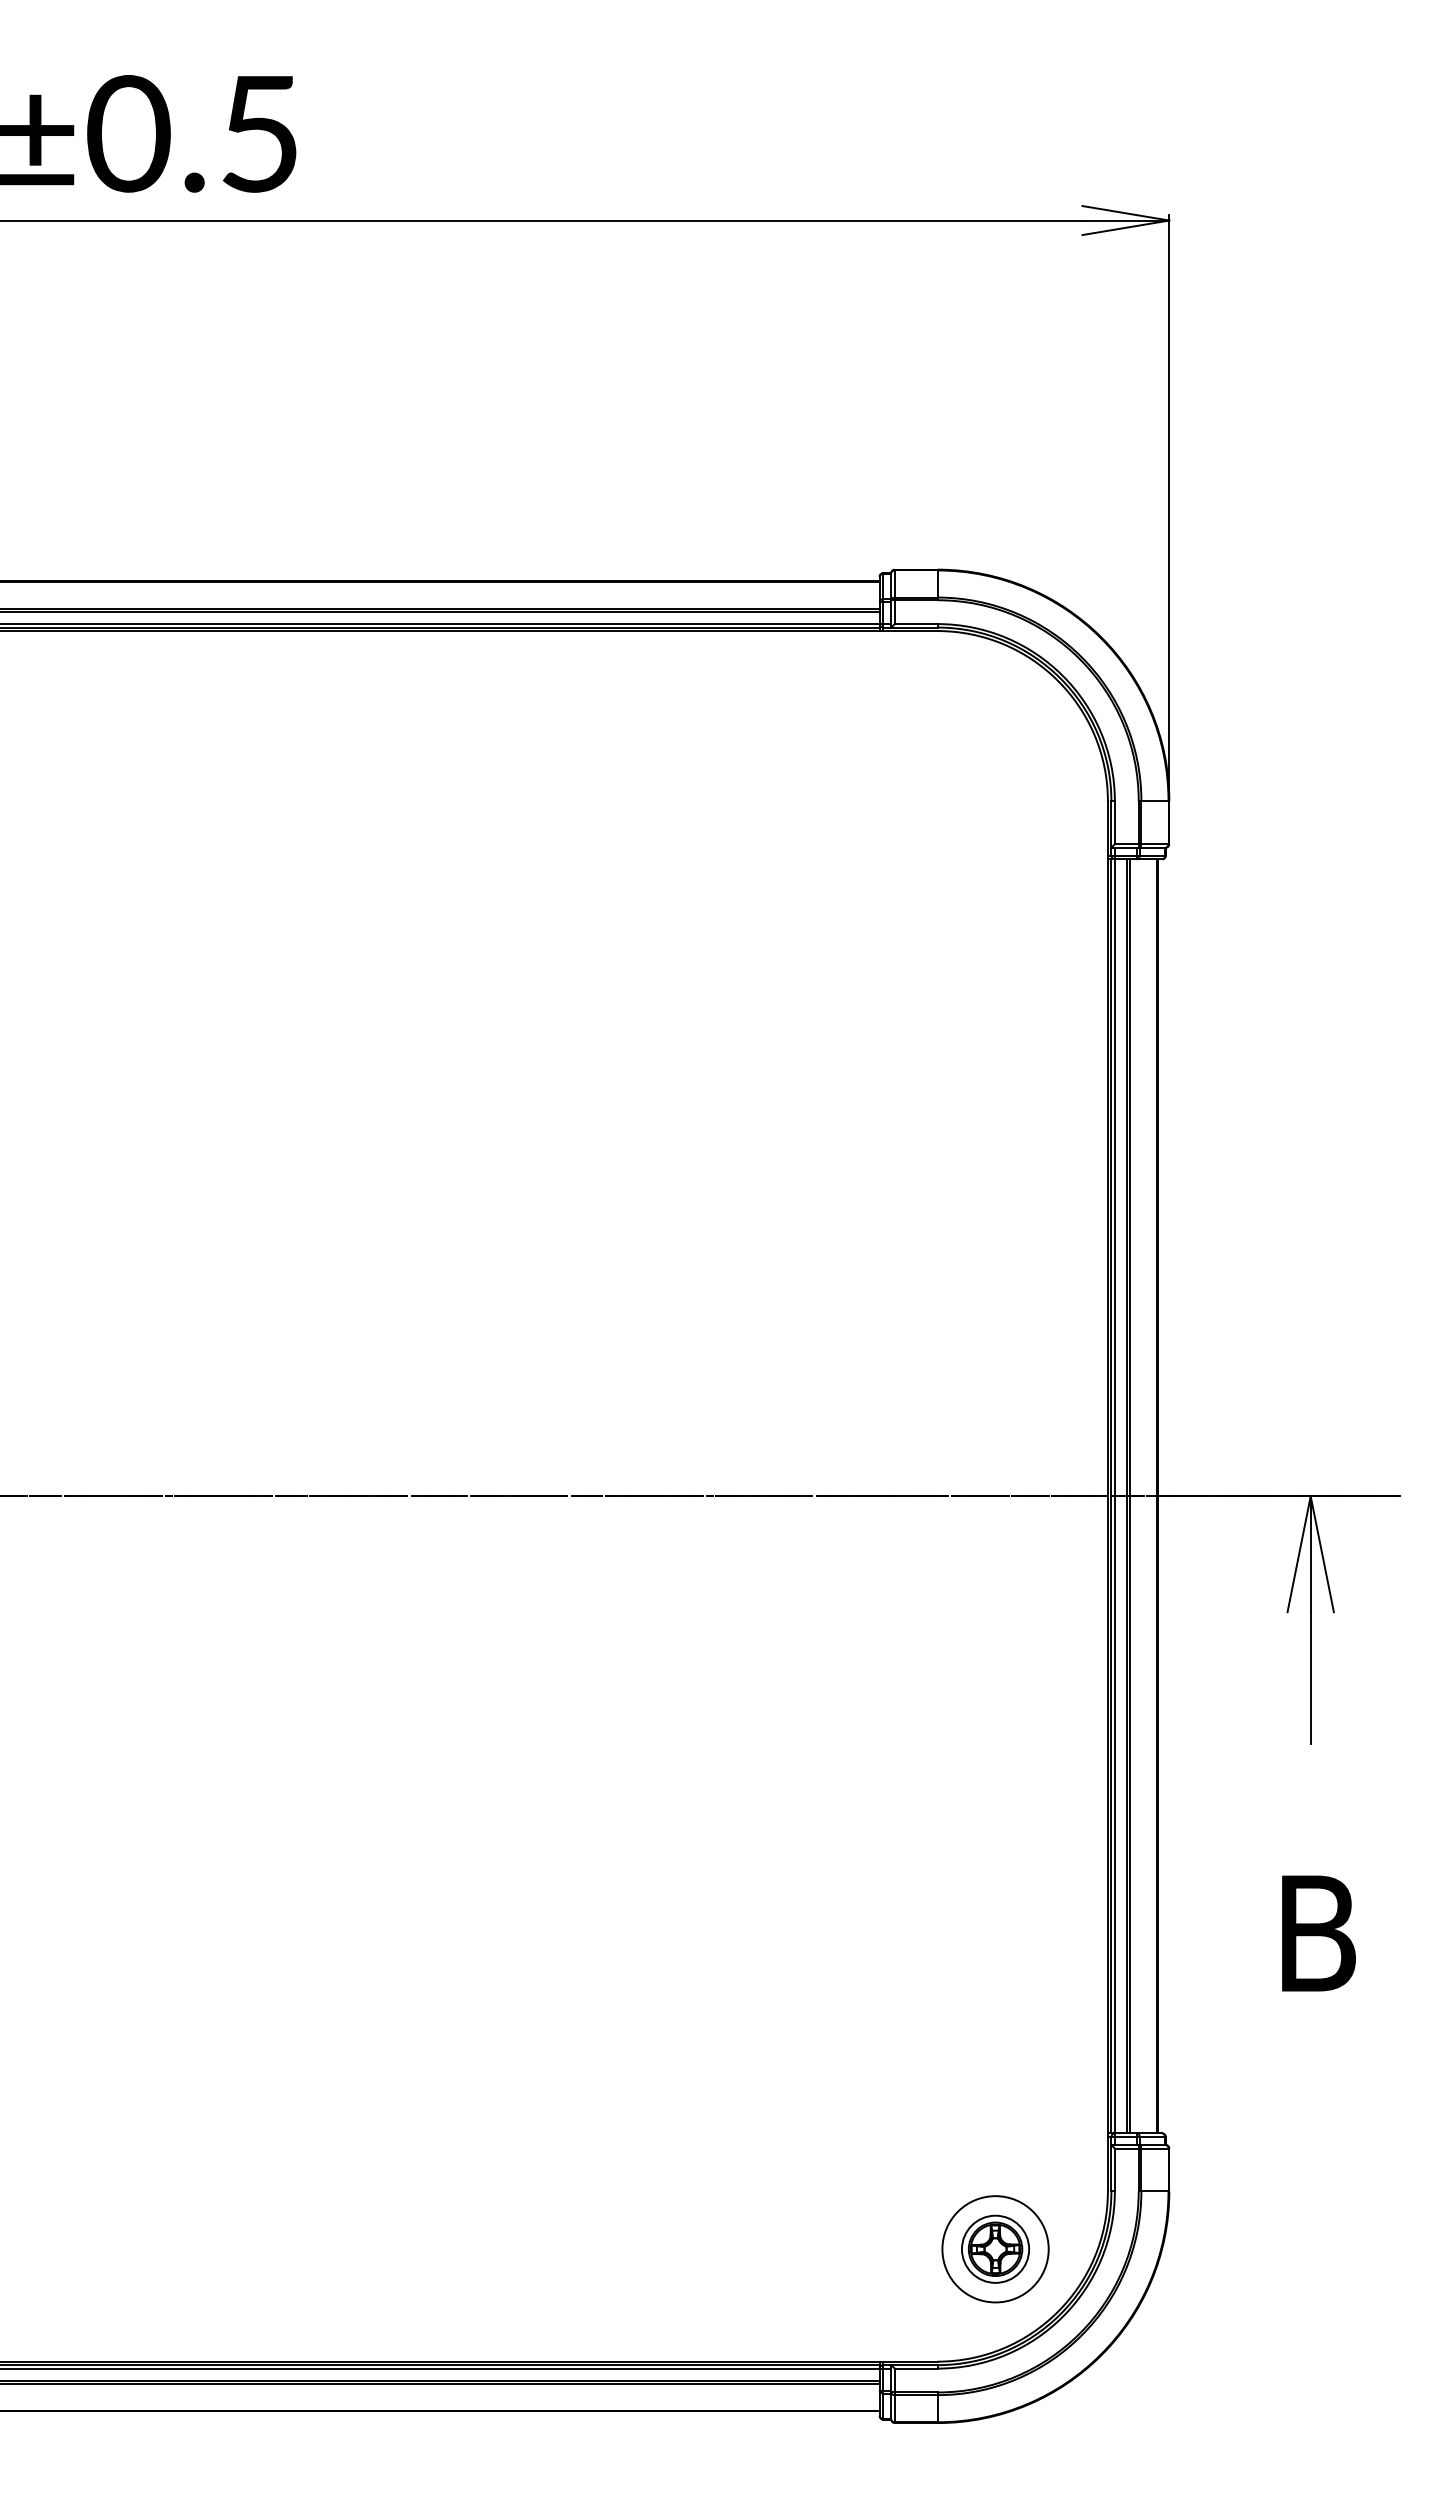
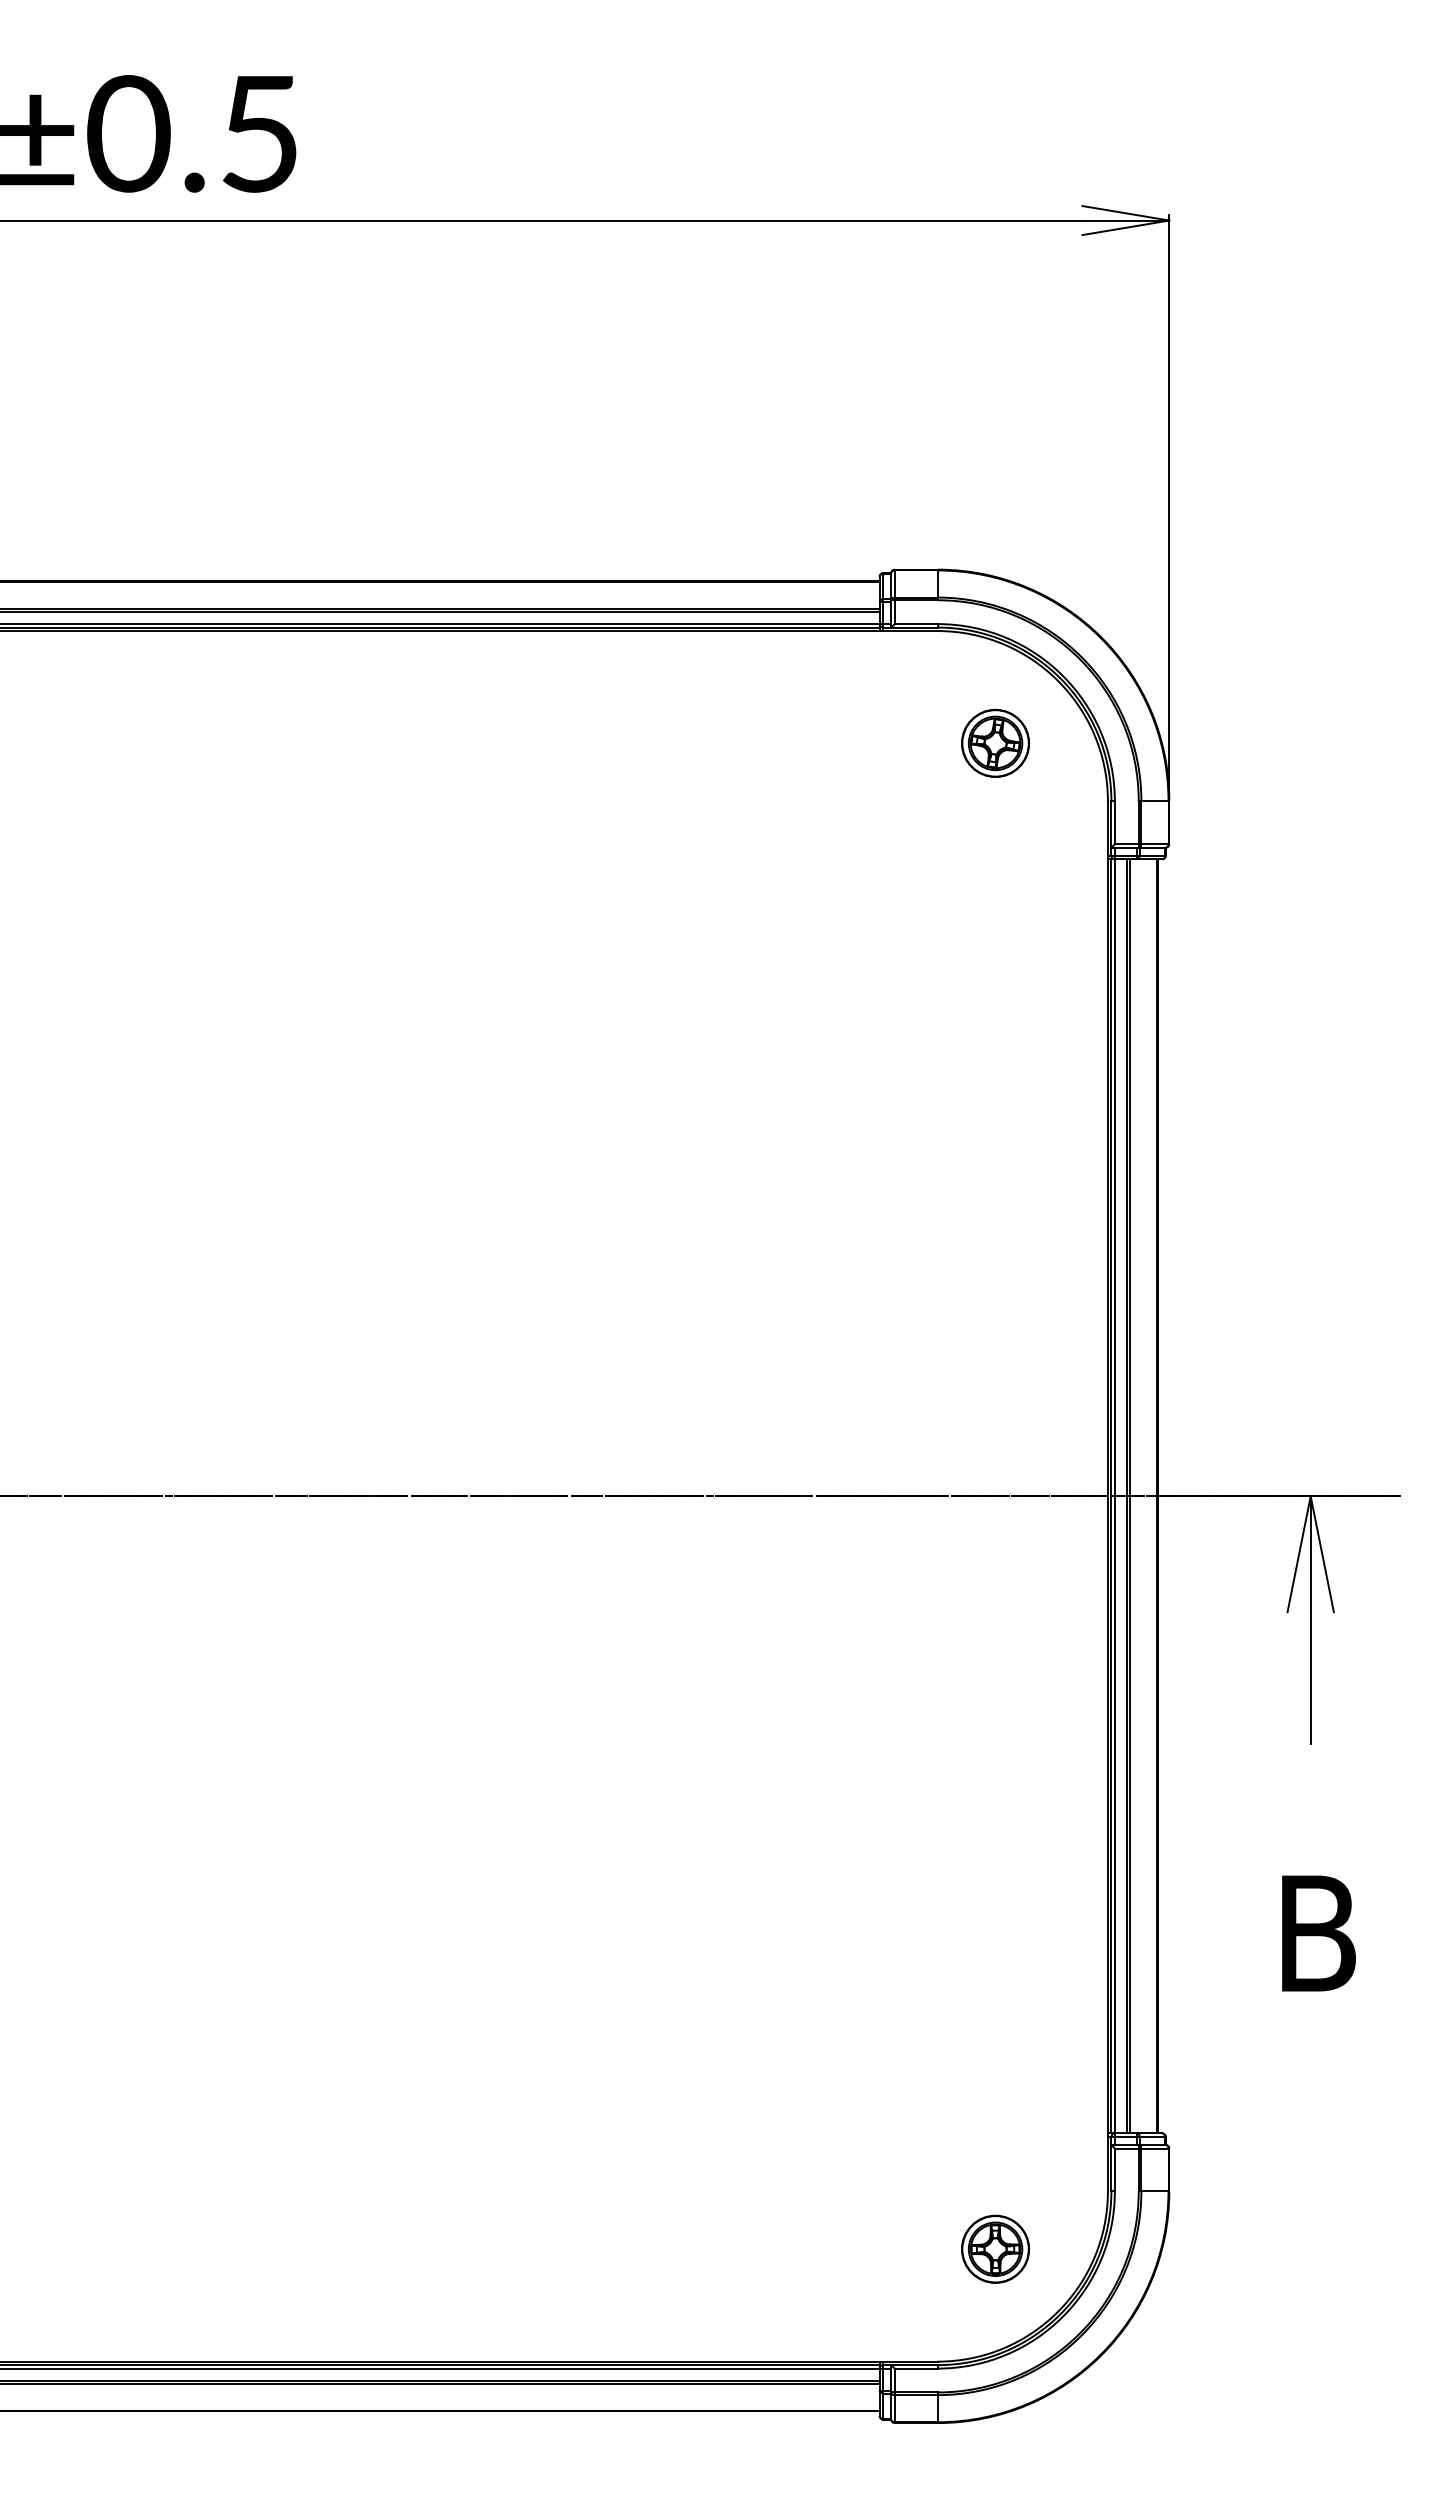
part: none -> present (995, 742)
circle diameter: 106 px -> 66 px (995, 2249)
